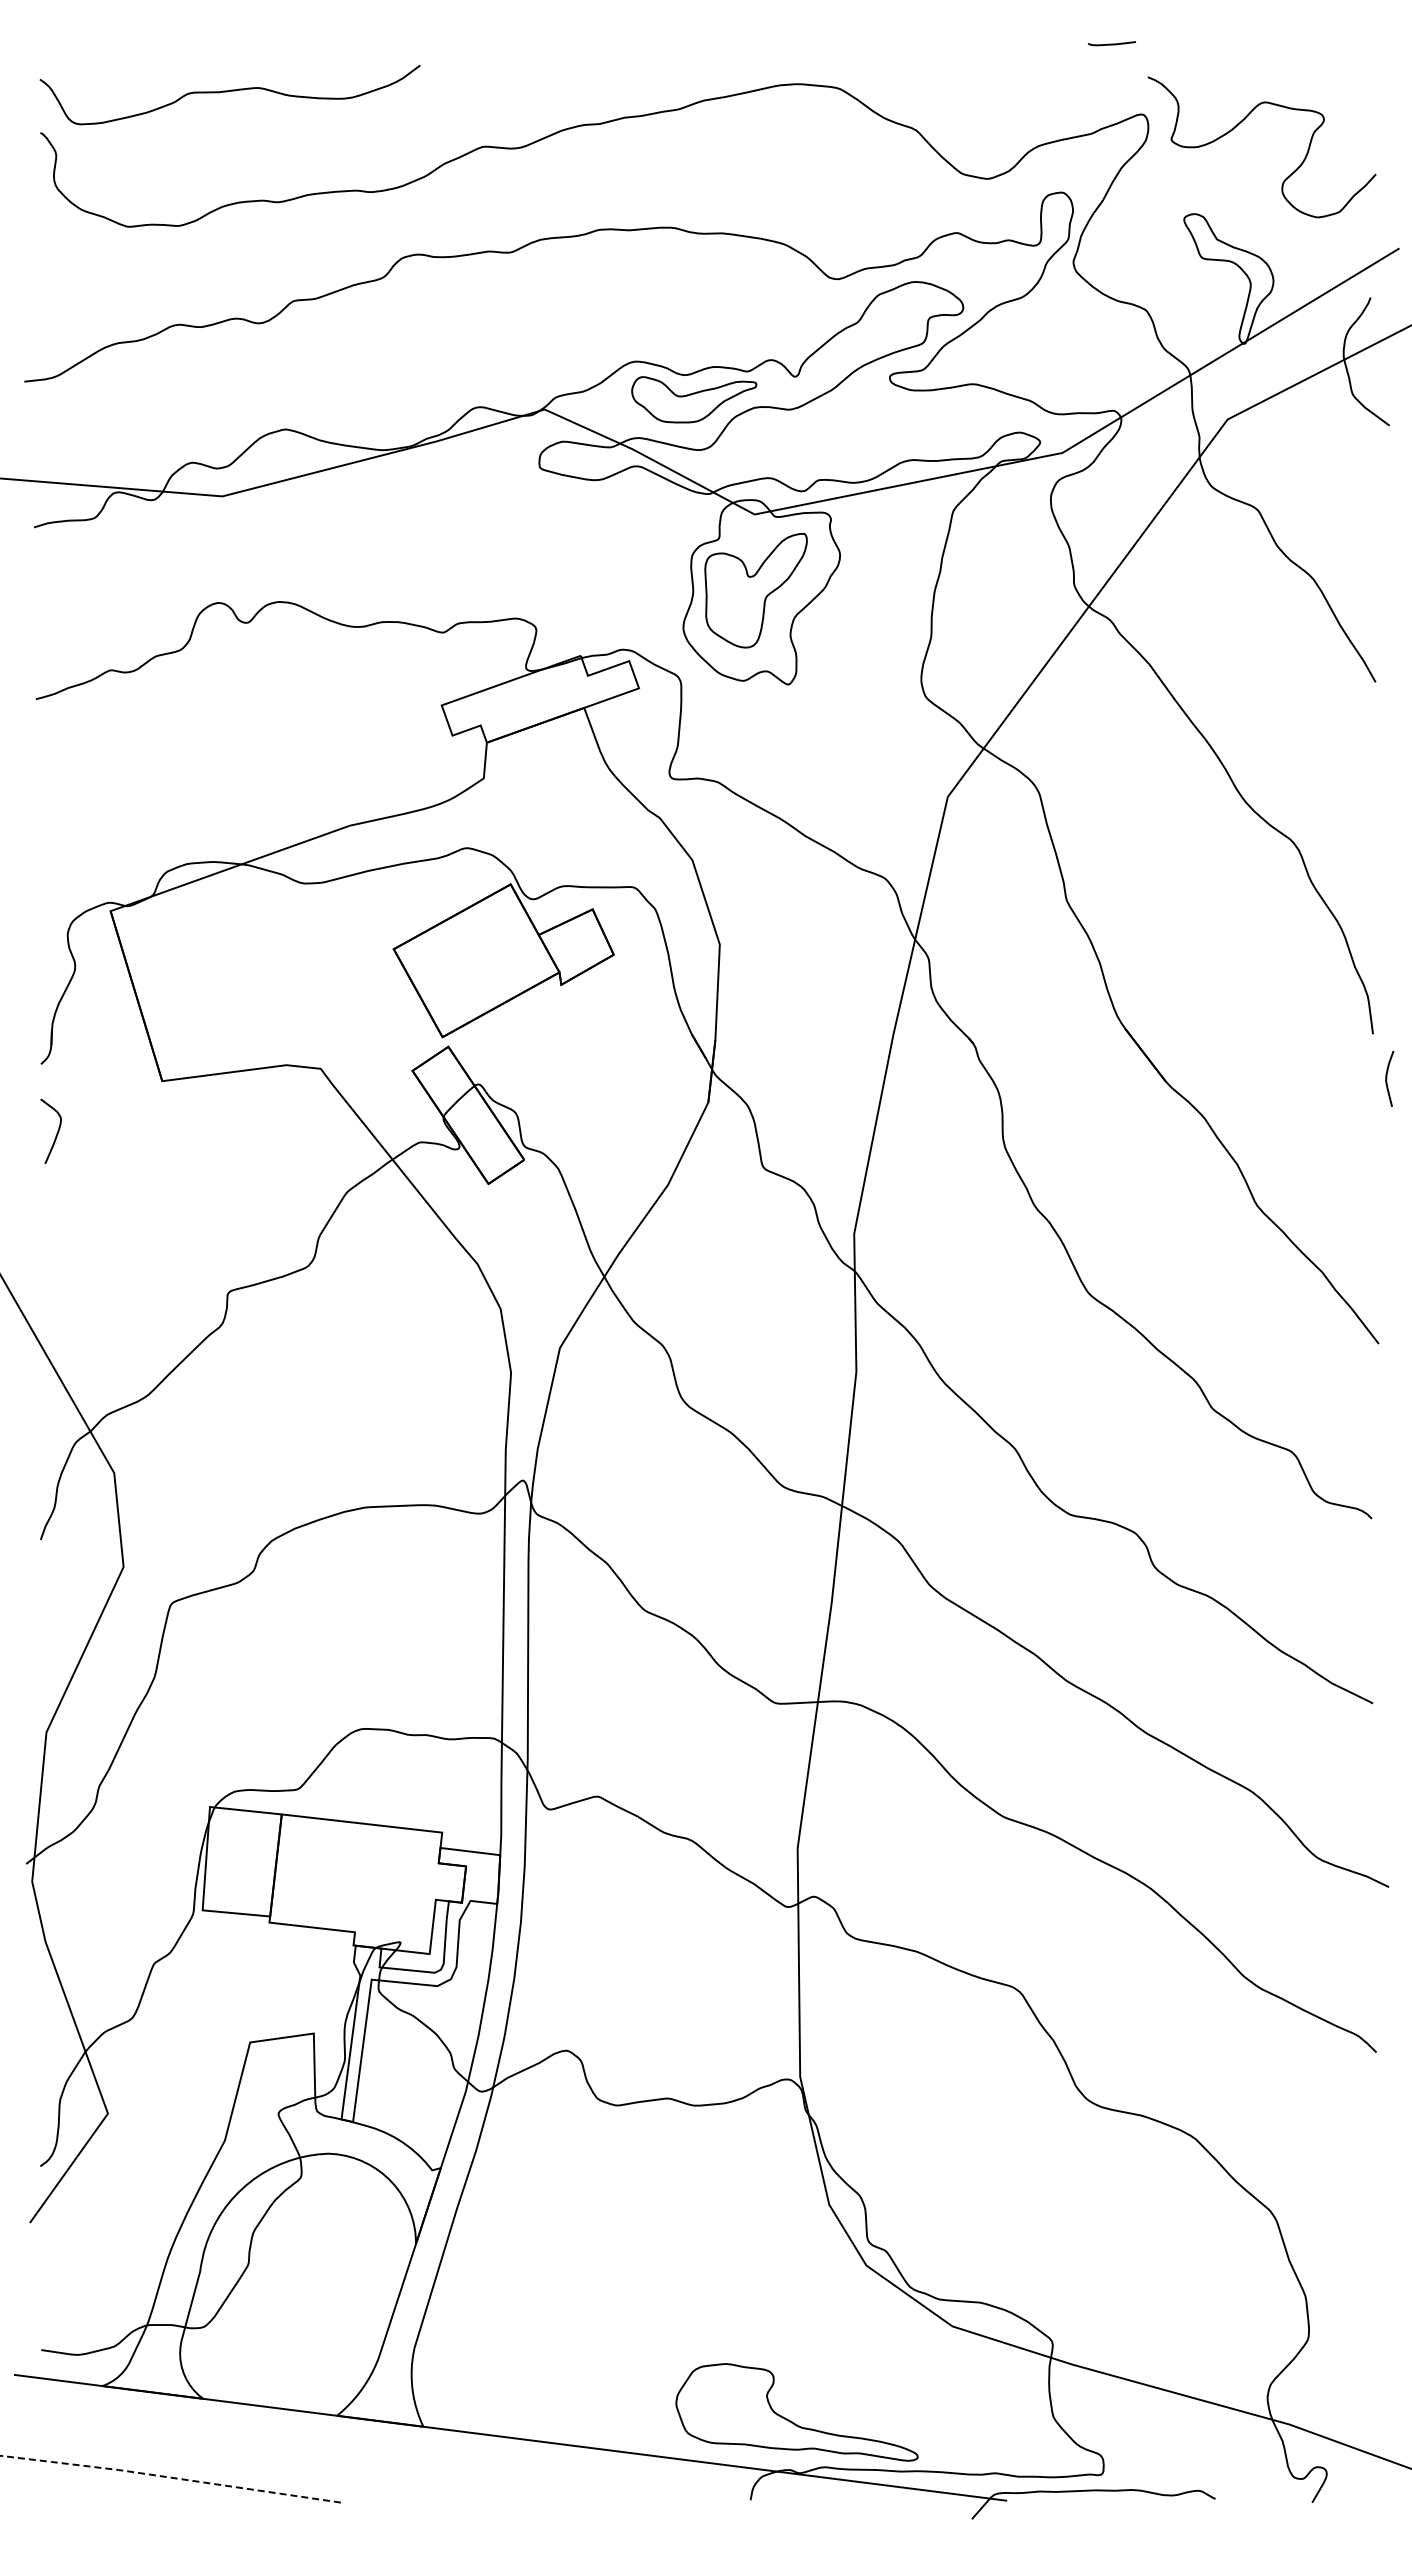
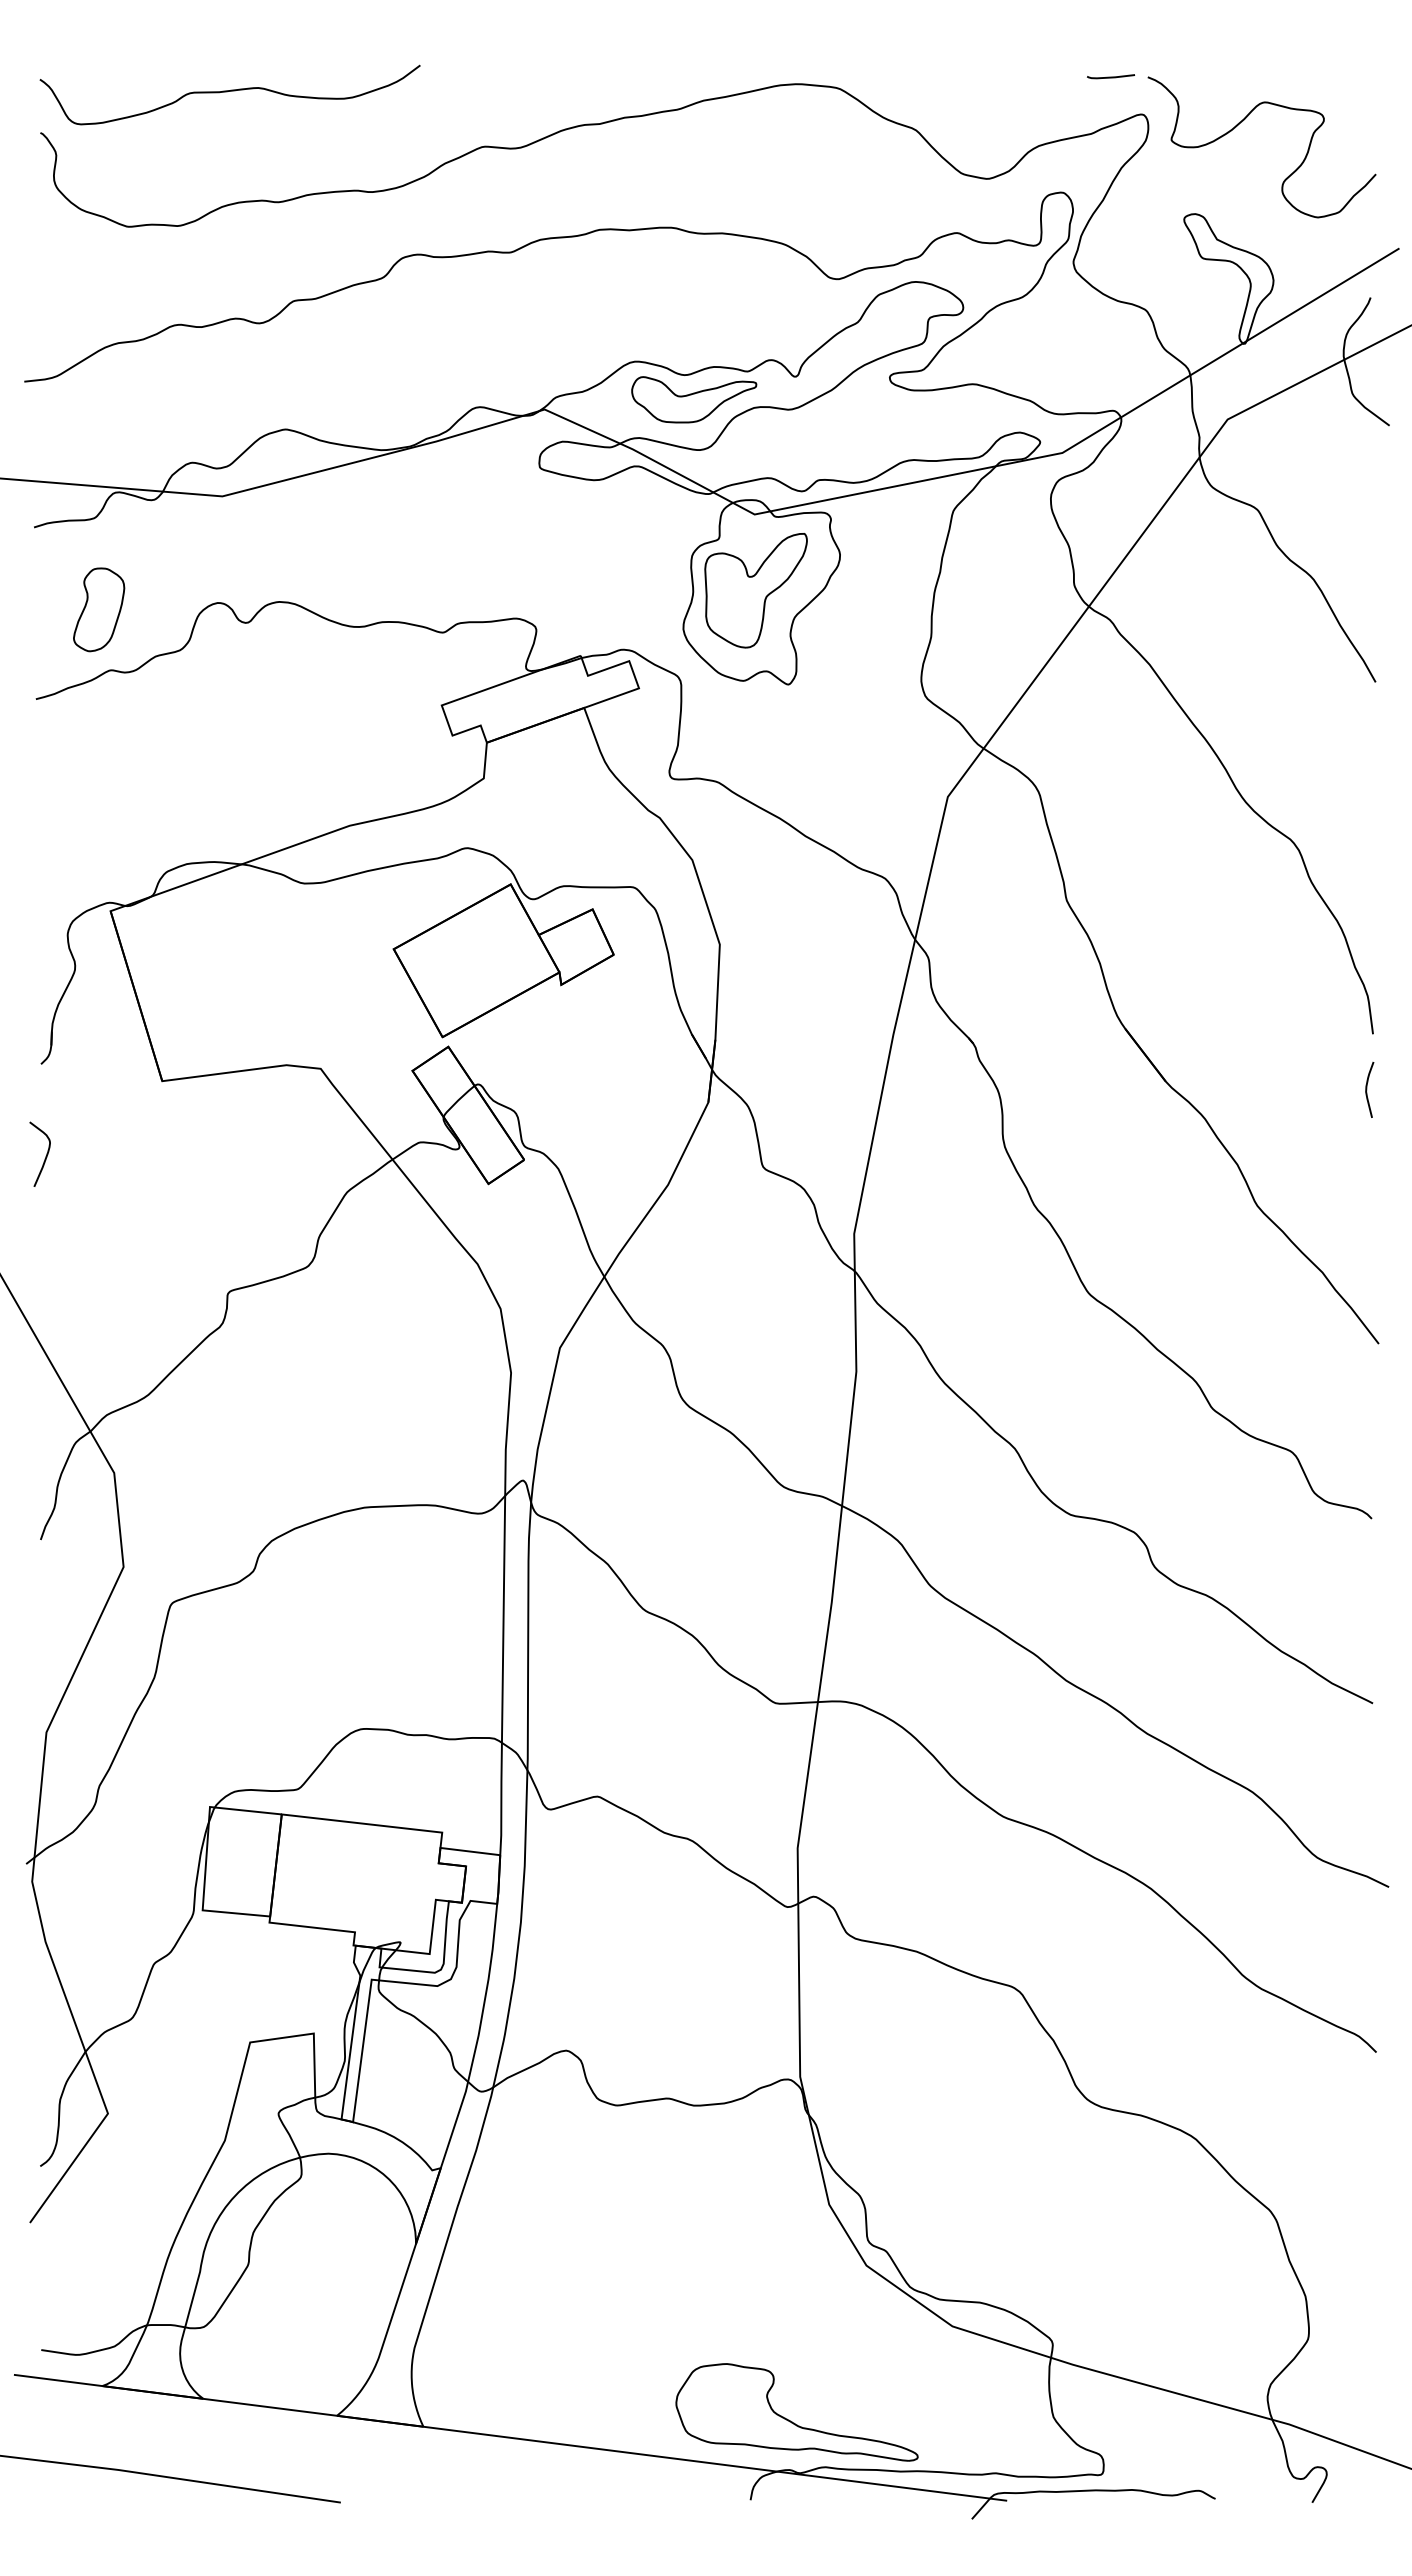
curve position: (1111, 43) -> (1110, 76) (1110, 76)
part: none -> present (99, 609)
curve position: (1387, 1078) -> (1367, 1089) (1367, 1089)
curve position: (56, 1133) -> (45, 1156) (45, 1156)
line: dashed -> solid (168, 2477)
